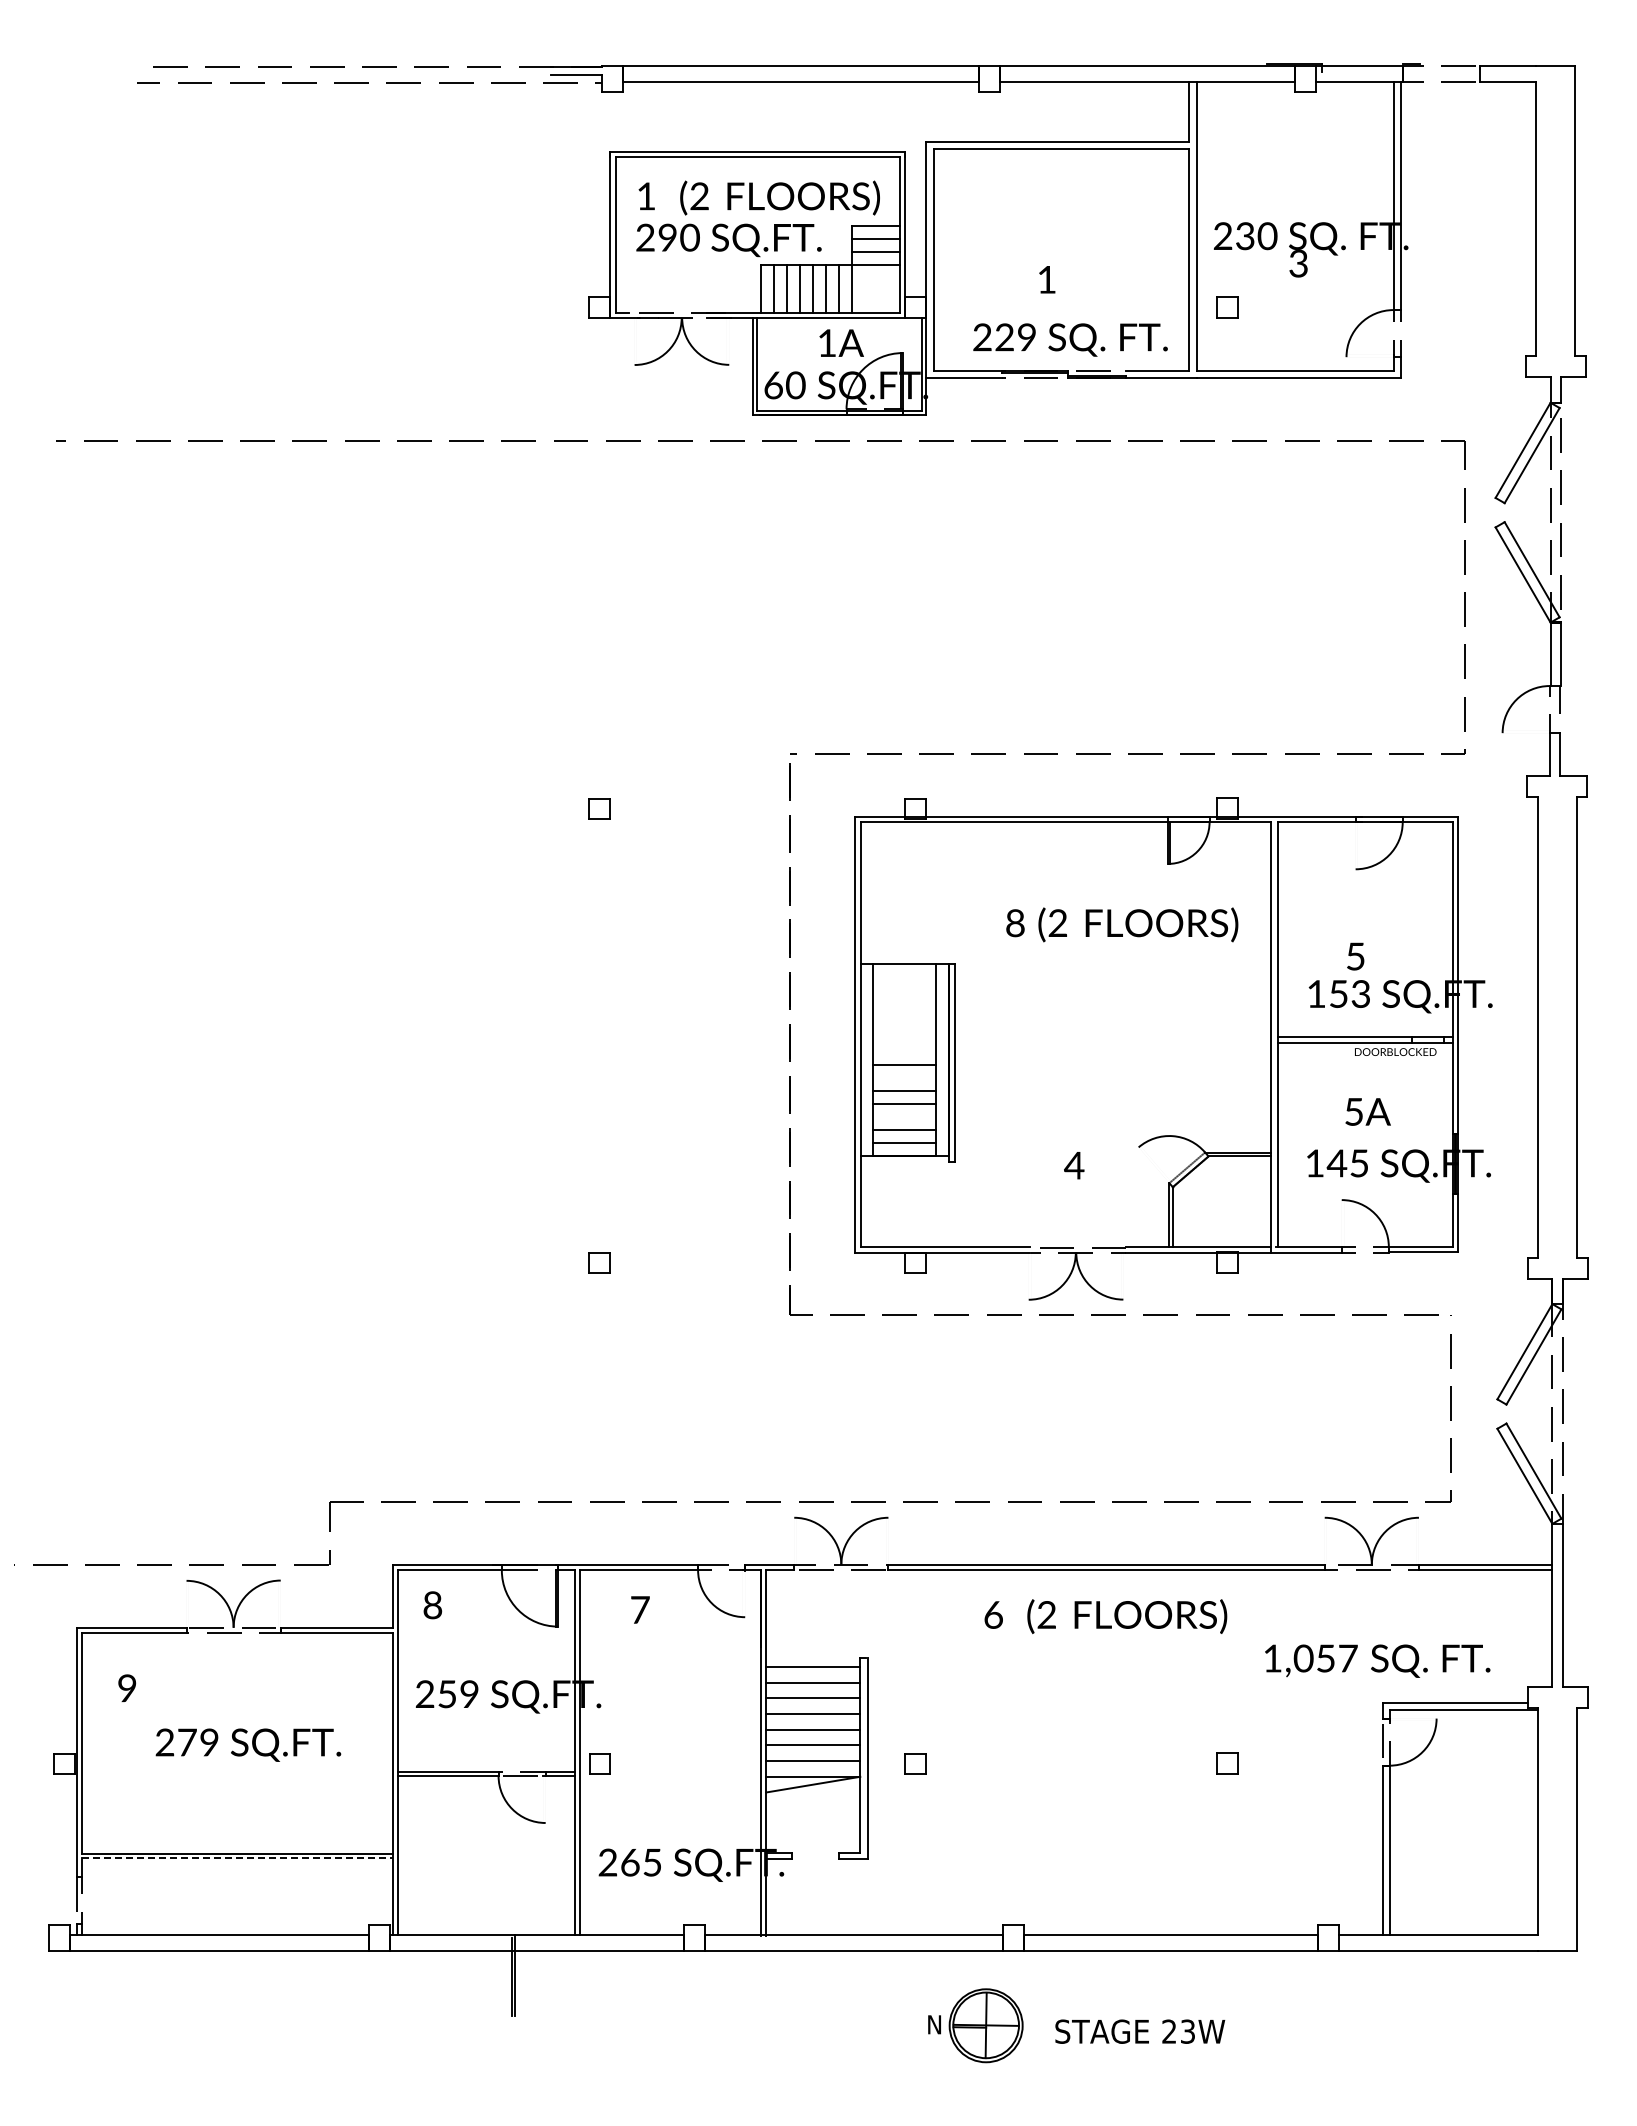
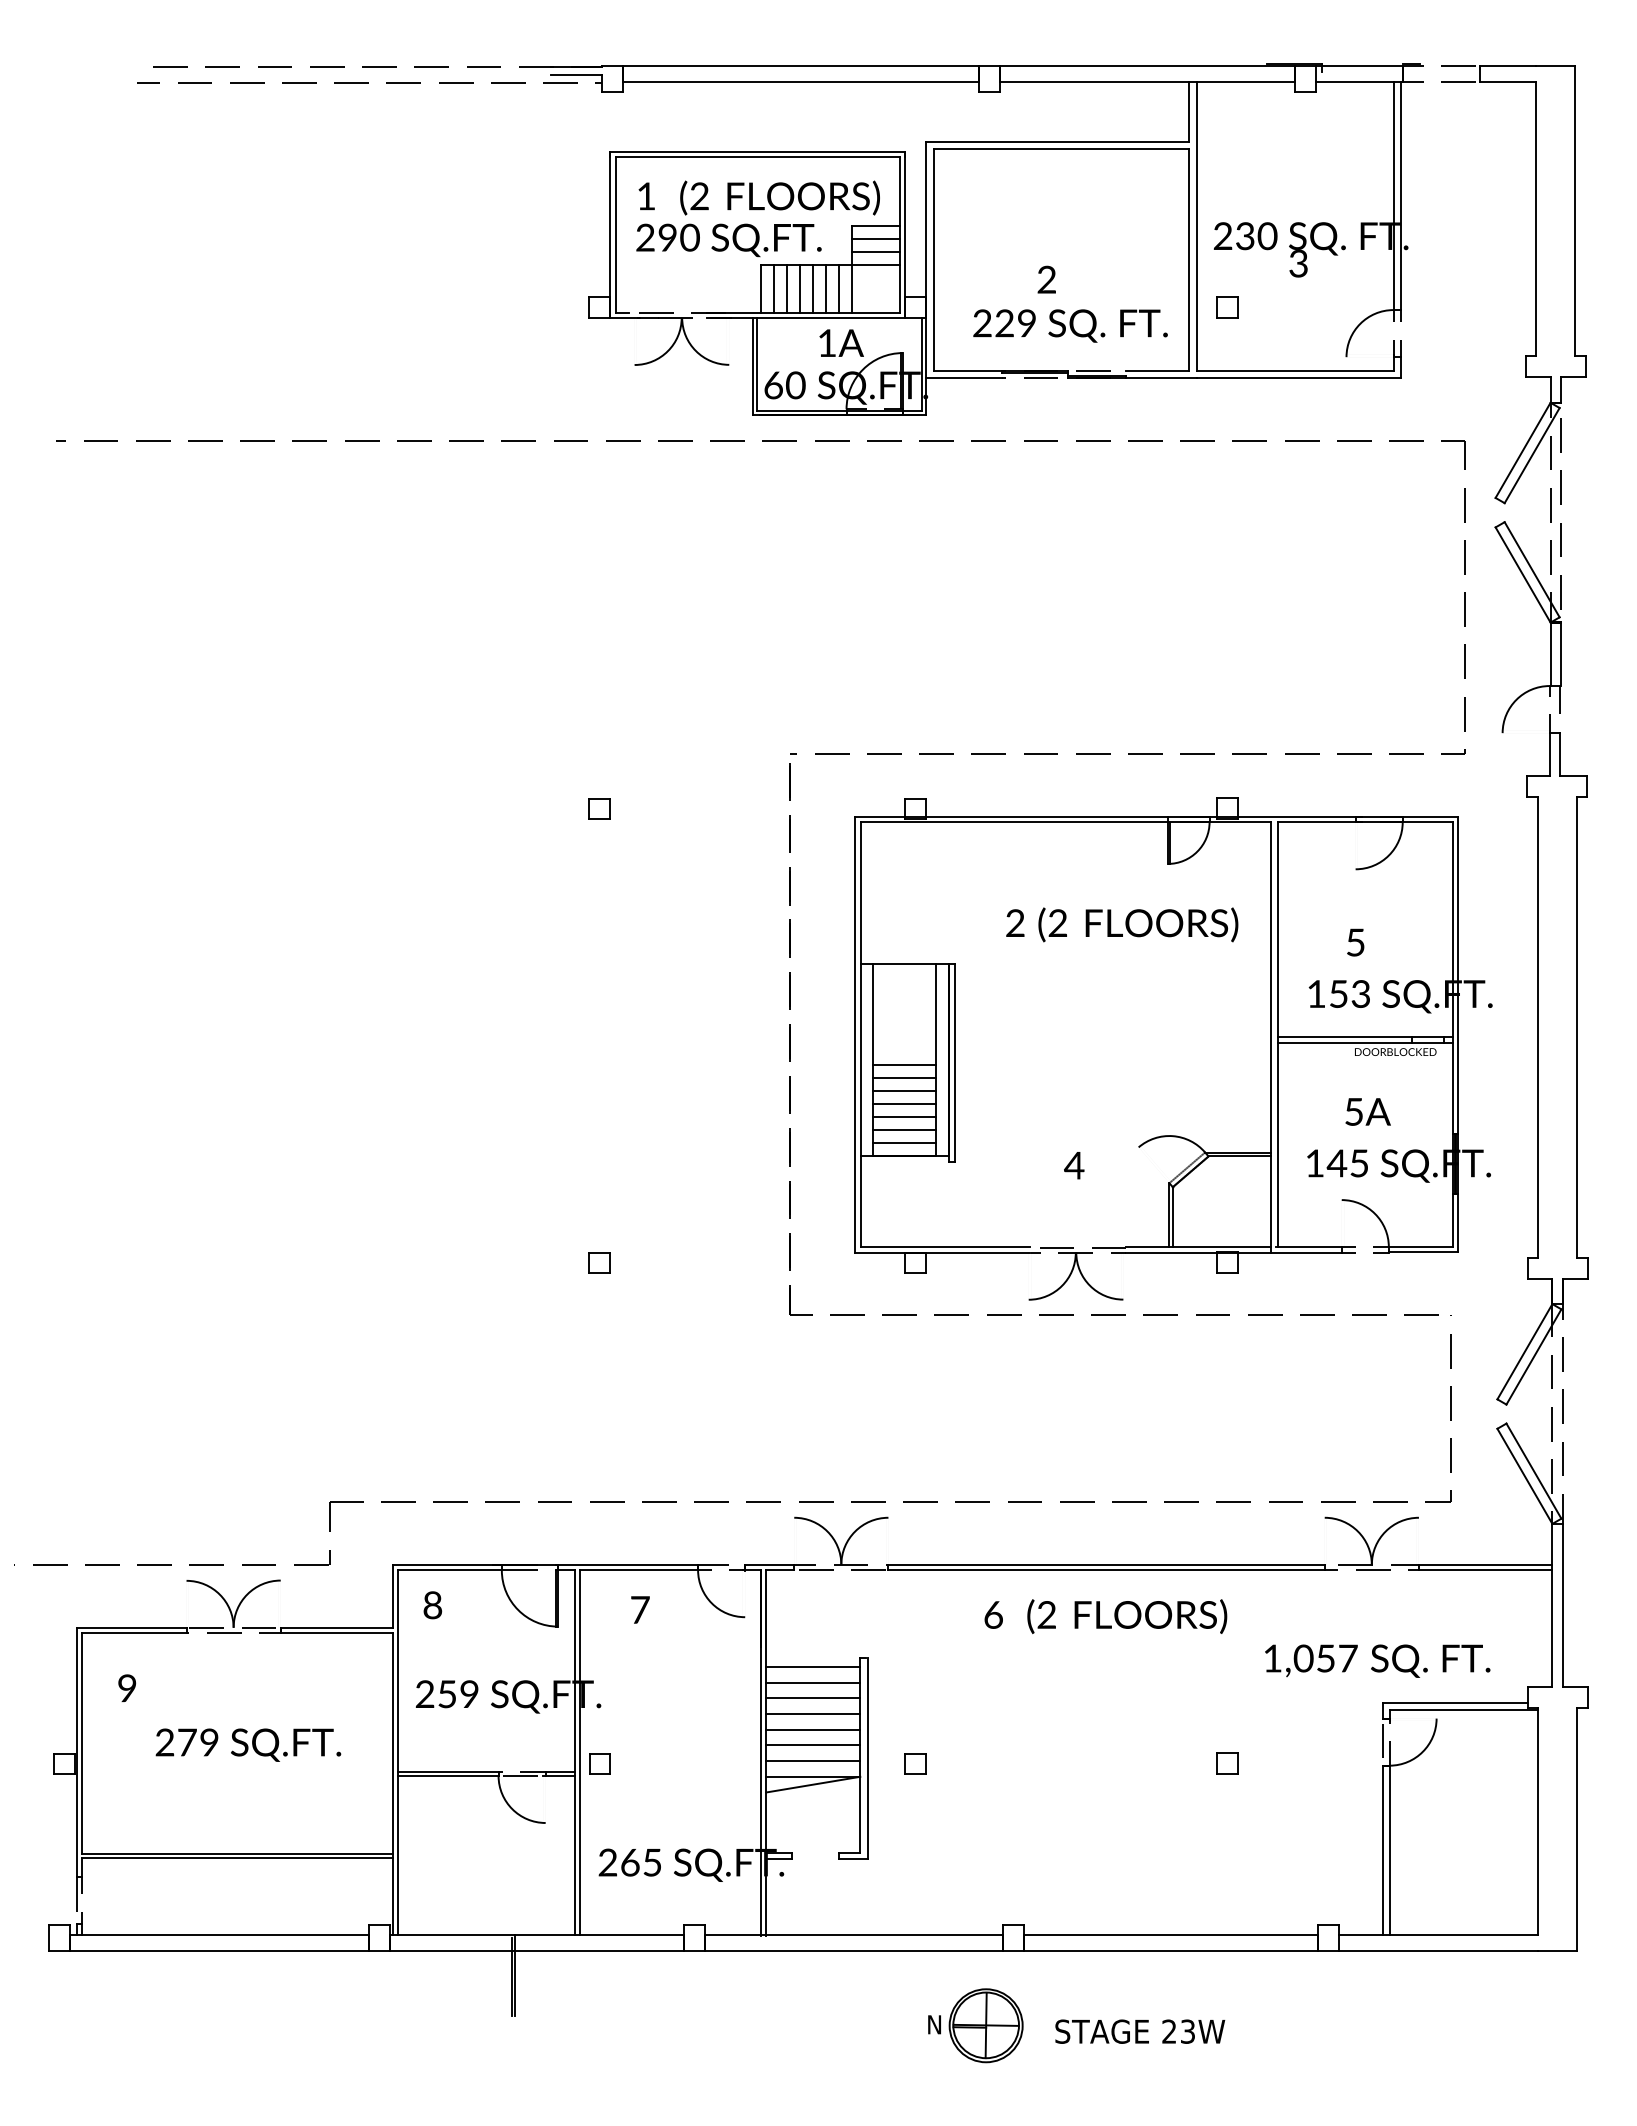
text: 1 -> 2 (1046, 279)
text position: (1070, 339) -> (1070, 325) (1070, 325)
text: 8 -> 2 (1015, 923)
text position: (1355, 956) -> (1355, 942) (1355, 942)
line: none -> present (904, 1077)
line: none -> present (904, 1117)
line: dashed -> solid (237, 1858)
